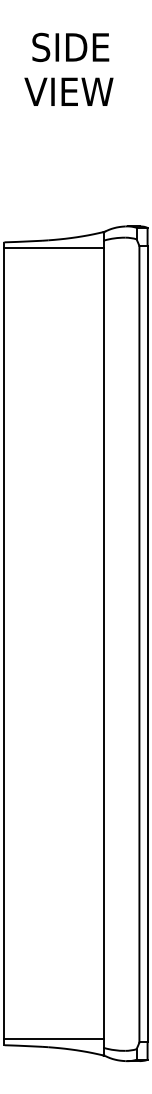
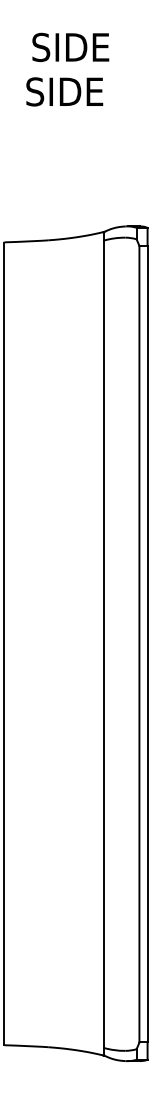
text: VIEW -> SIDE (68, 91)
line: present -> none (54, 248)
line: present -> none (54, 1039)
